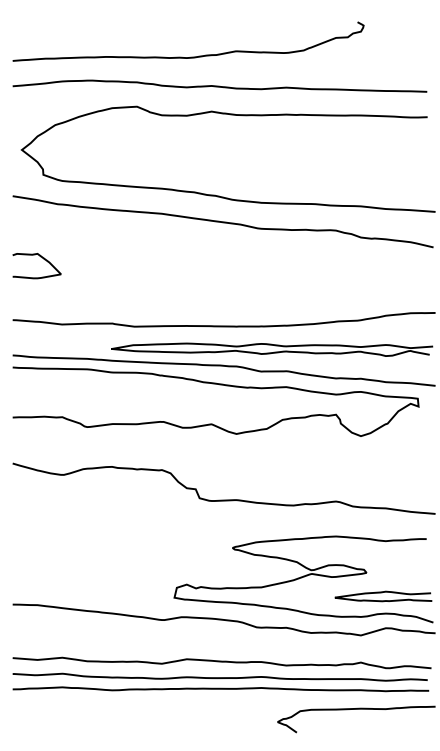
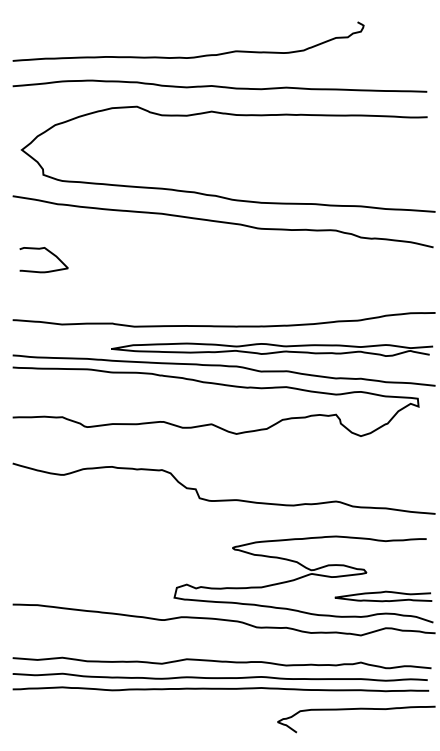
curve position: (40, 257) -> (47, 251) (47, 251)
